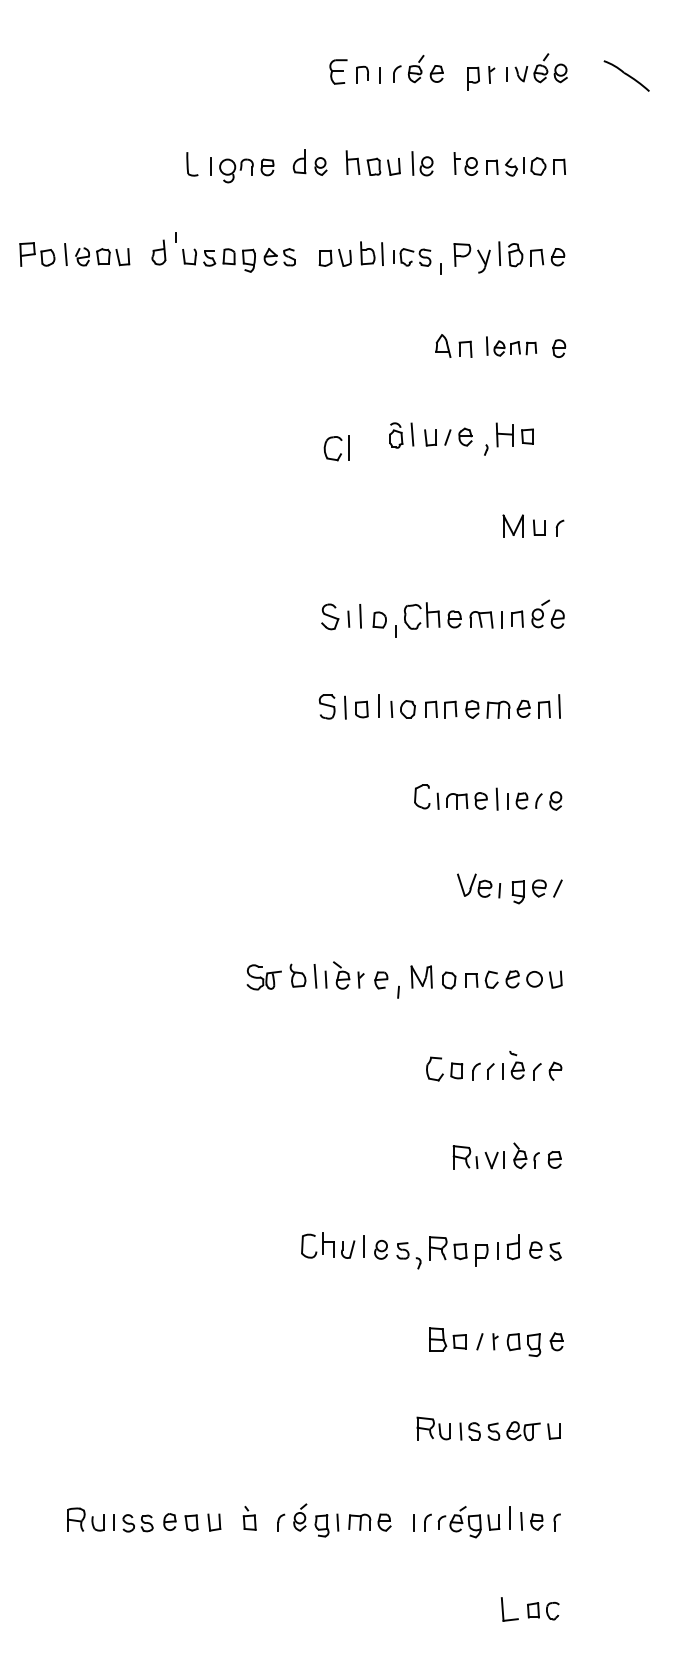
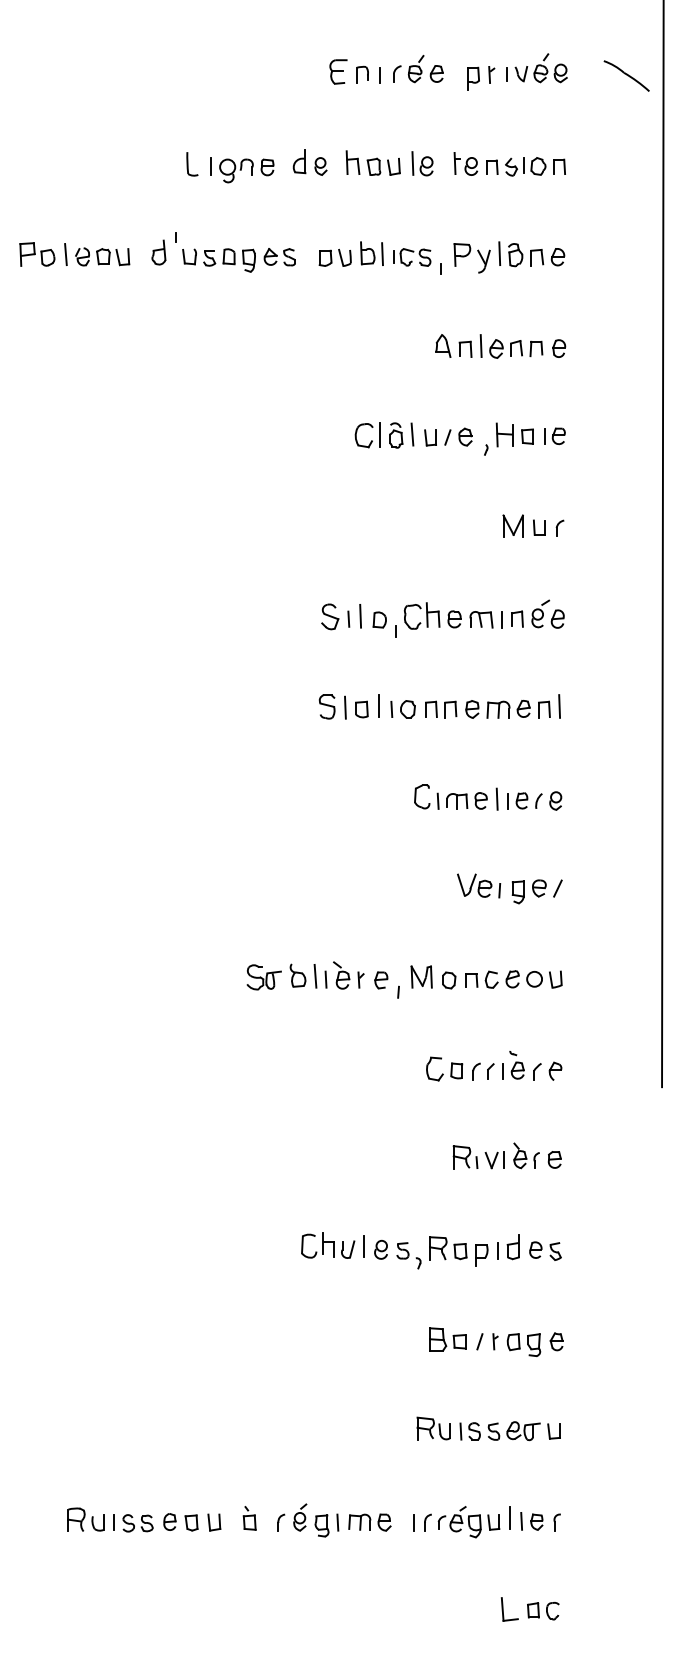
part size: 52x21 px -> 65x25 px (511, 346)
part: none -> present (554, 436)
part position: (340, 453) -> (371, 440) (371, 440)
line: none -> present (662, 544)
